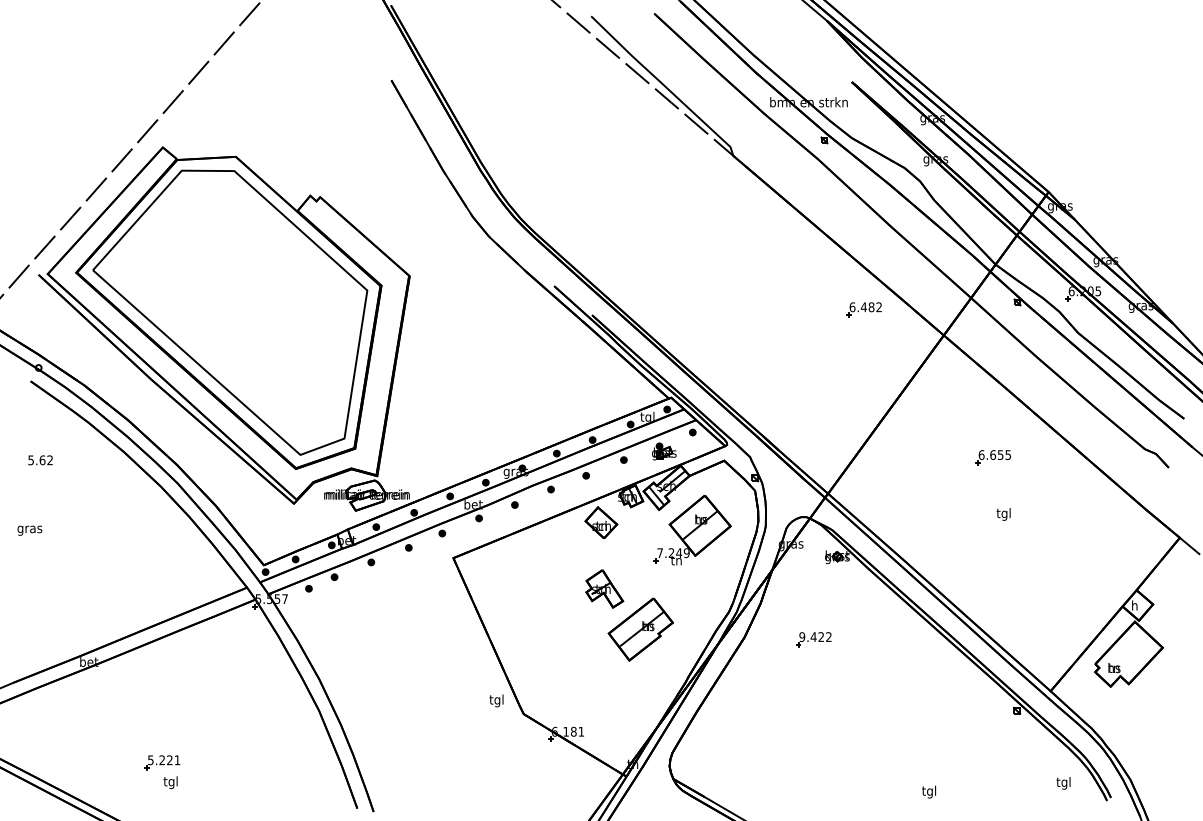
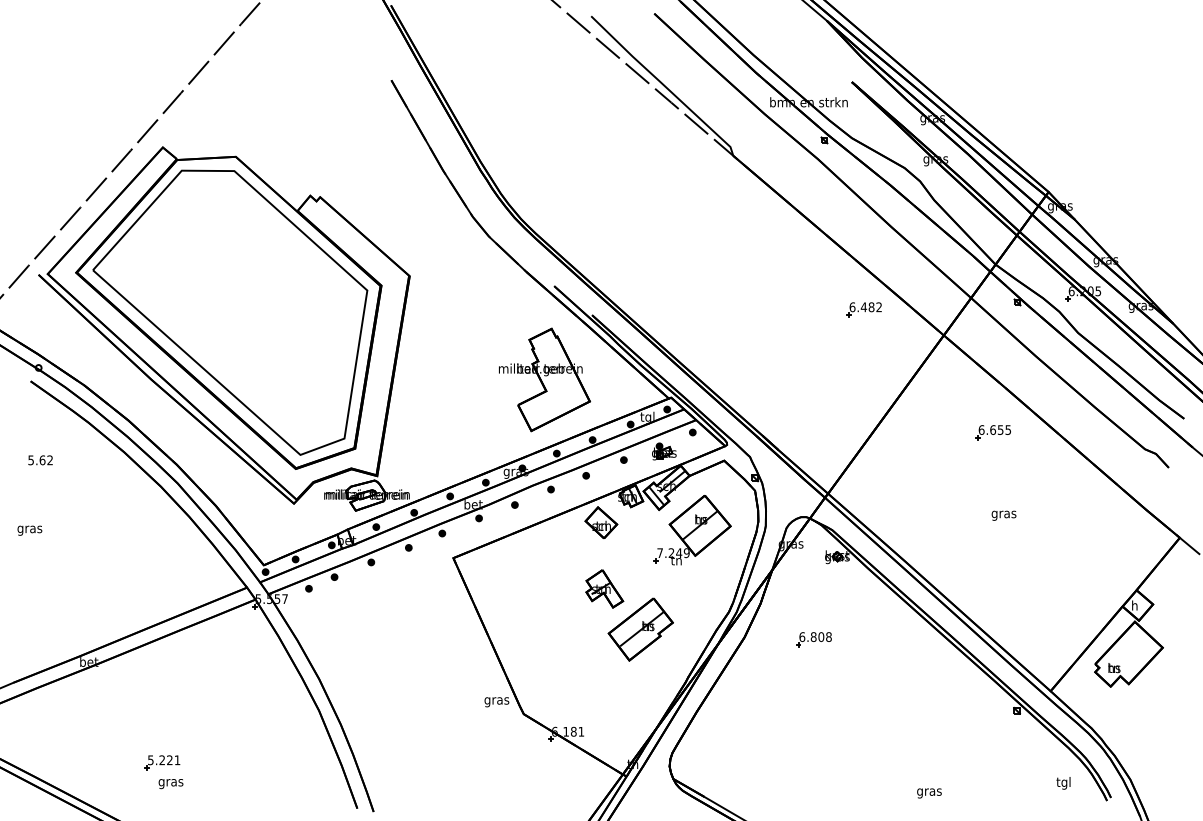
part: none -> present (544, 379)
part position: (992, 457) -> (992, 432) (992, 432)
text: tgl -> gras (1003, 514)
text: 9.422 -> 6.808 (815, 637)
text: tgl -> gras (496, 700)
text: tgl -> gras (170, 782)
text: tgl -> gras (929, 791)
